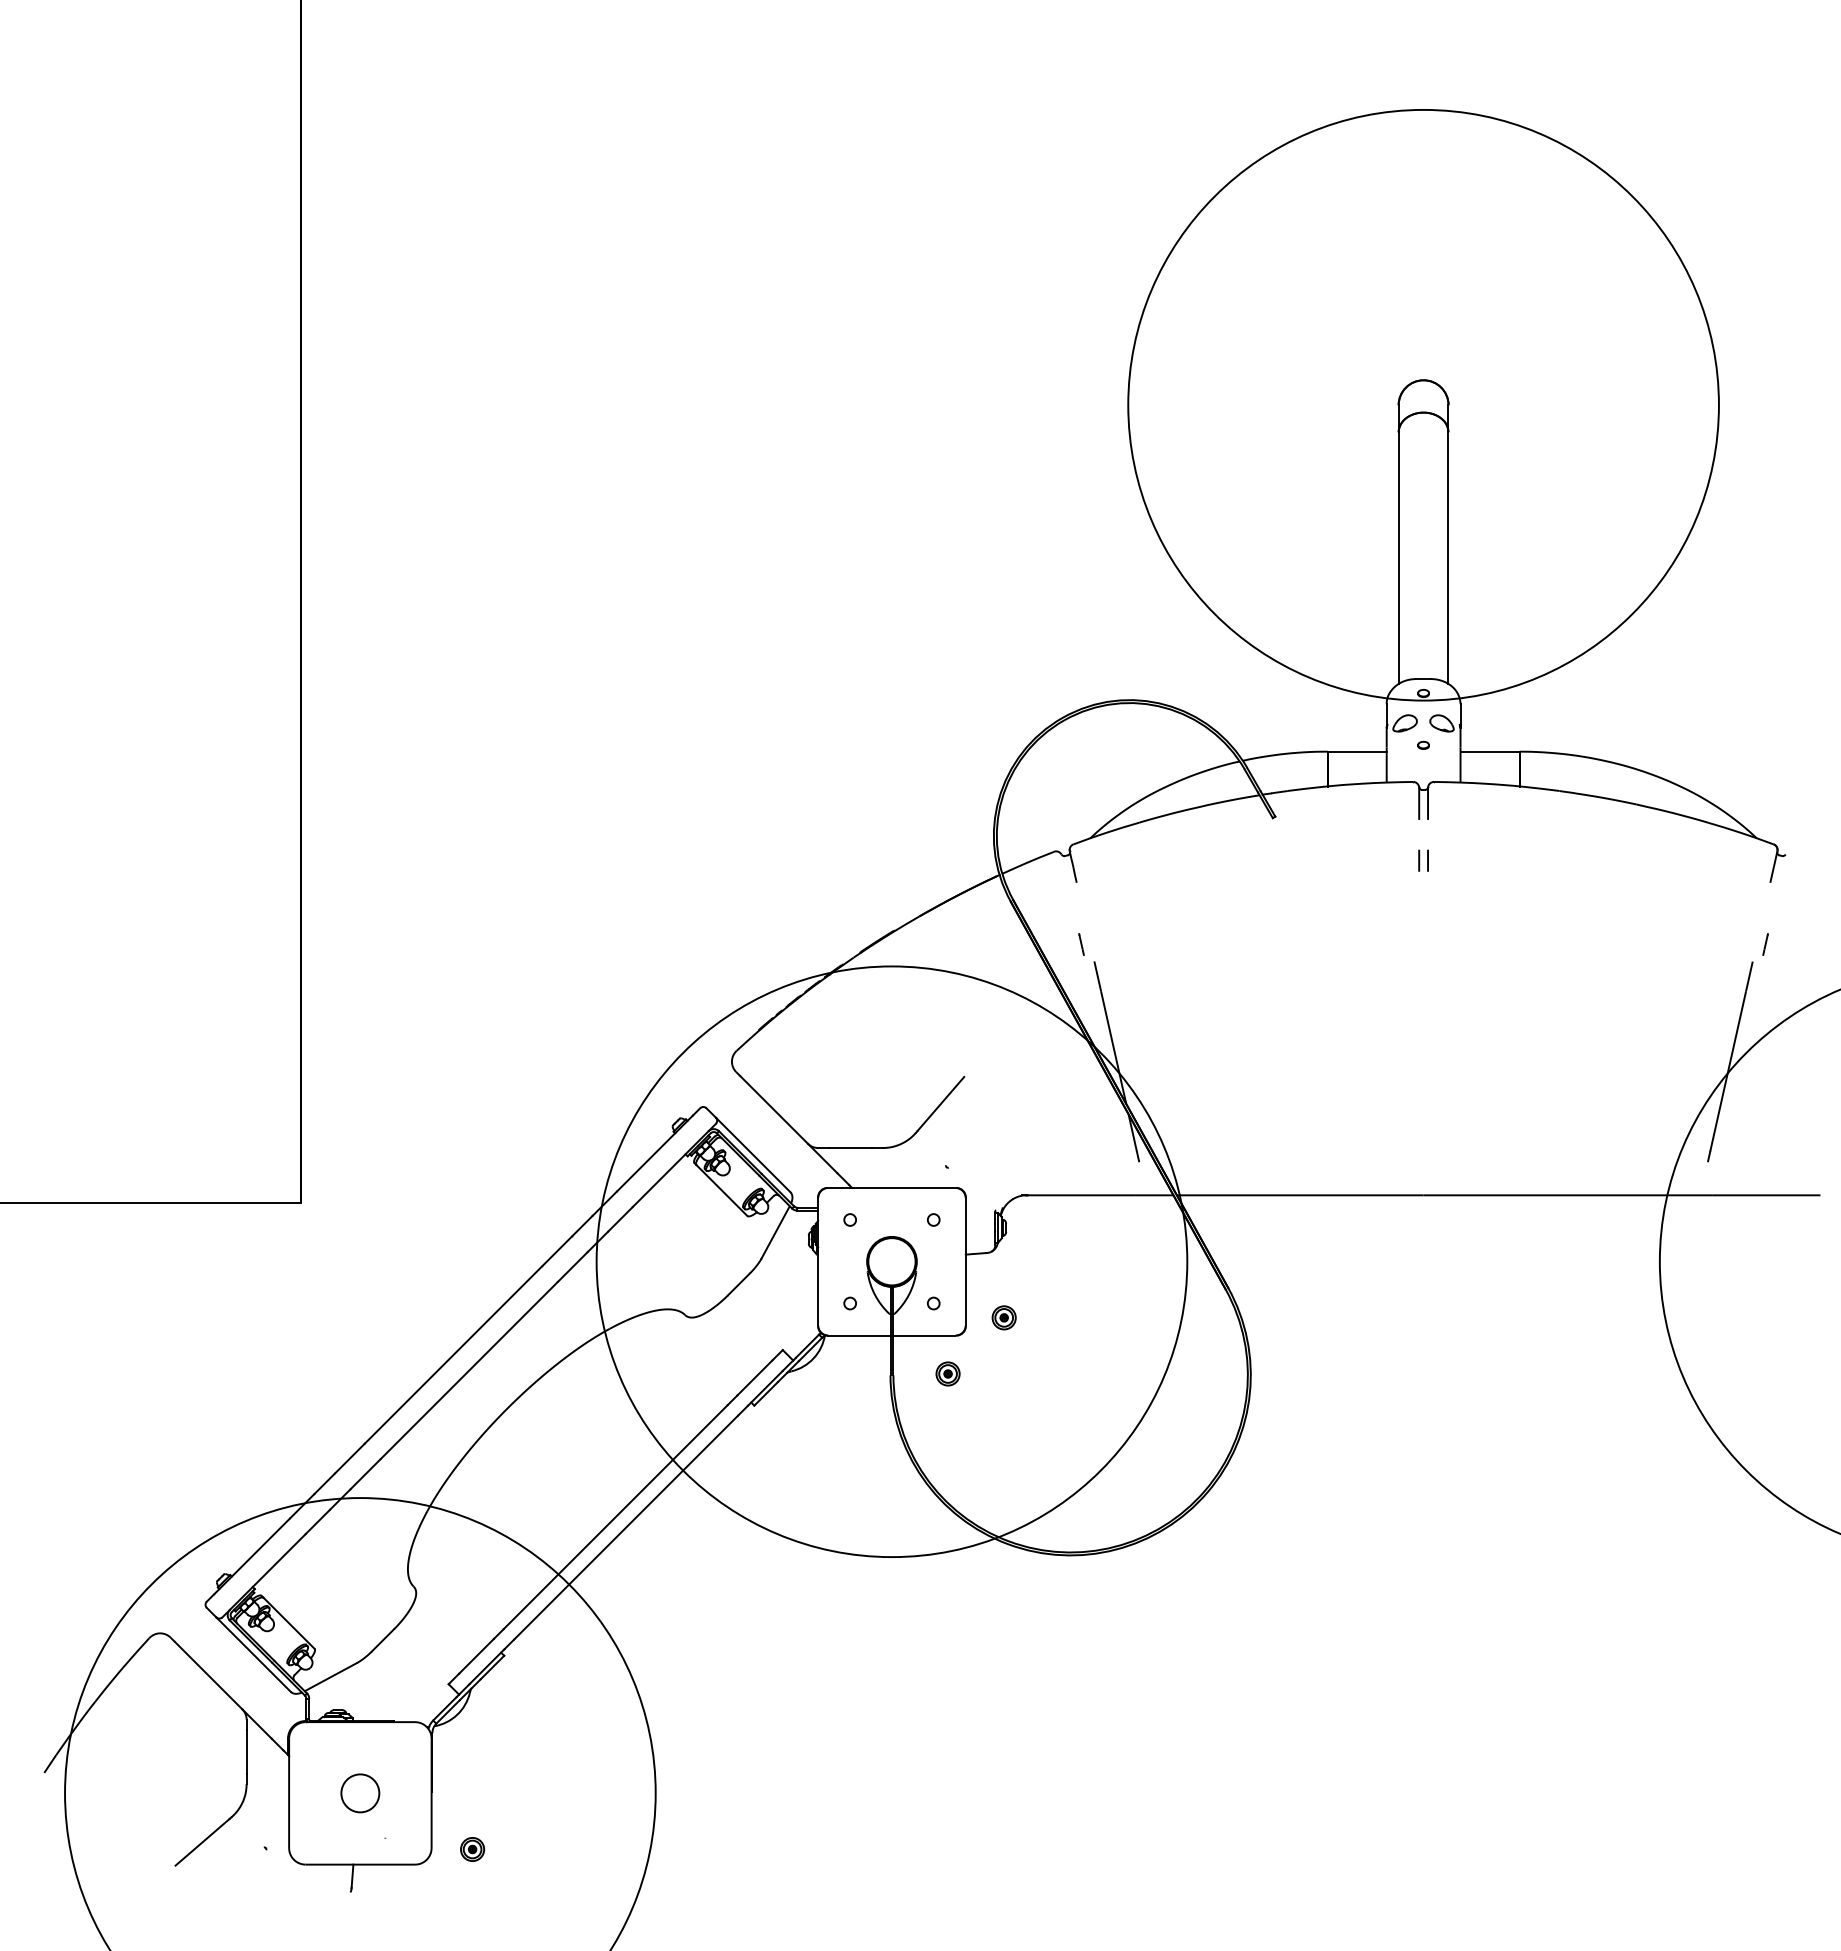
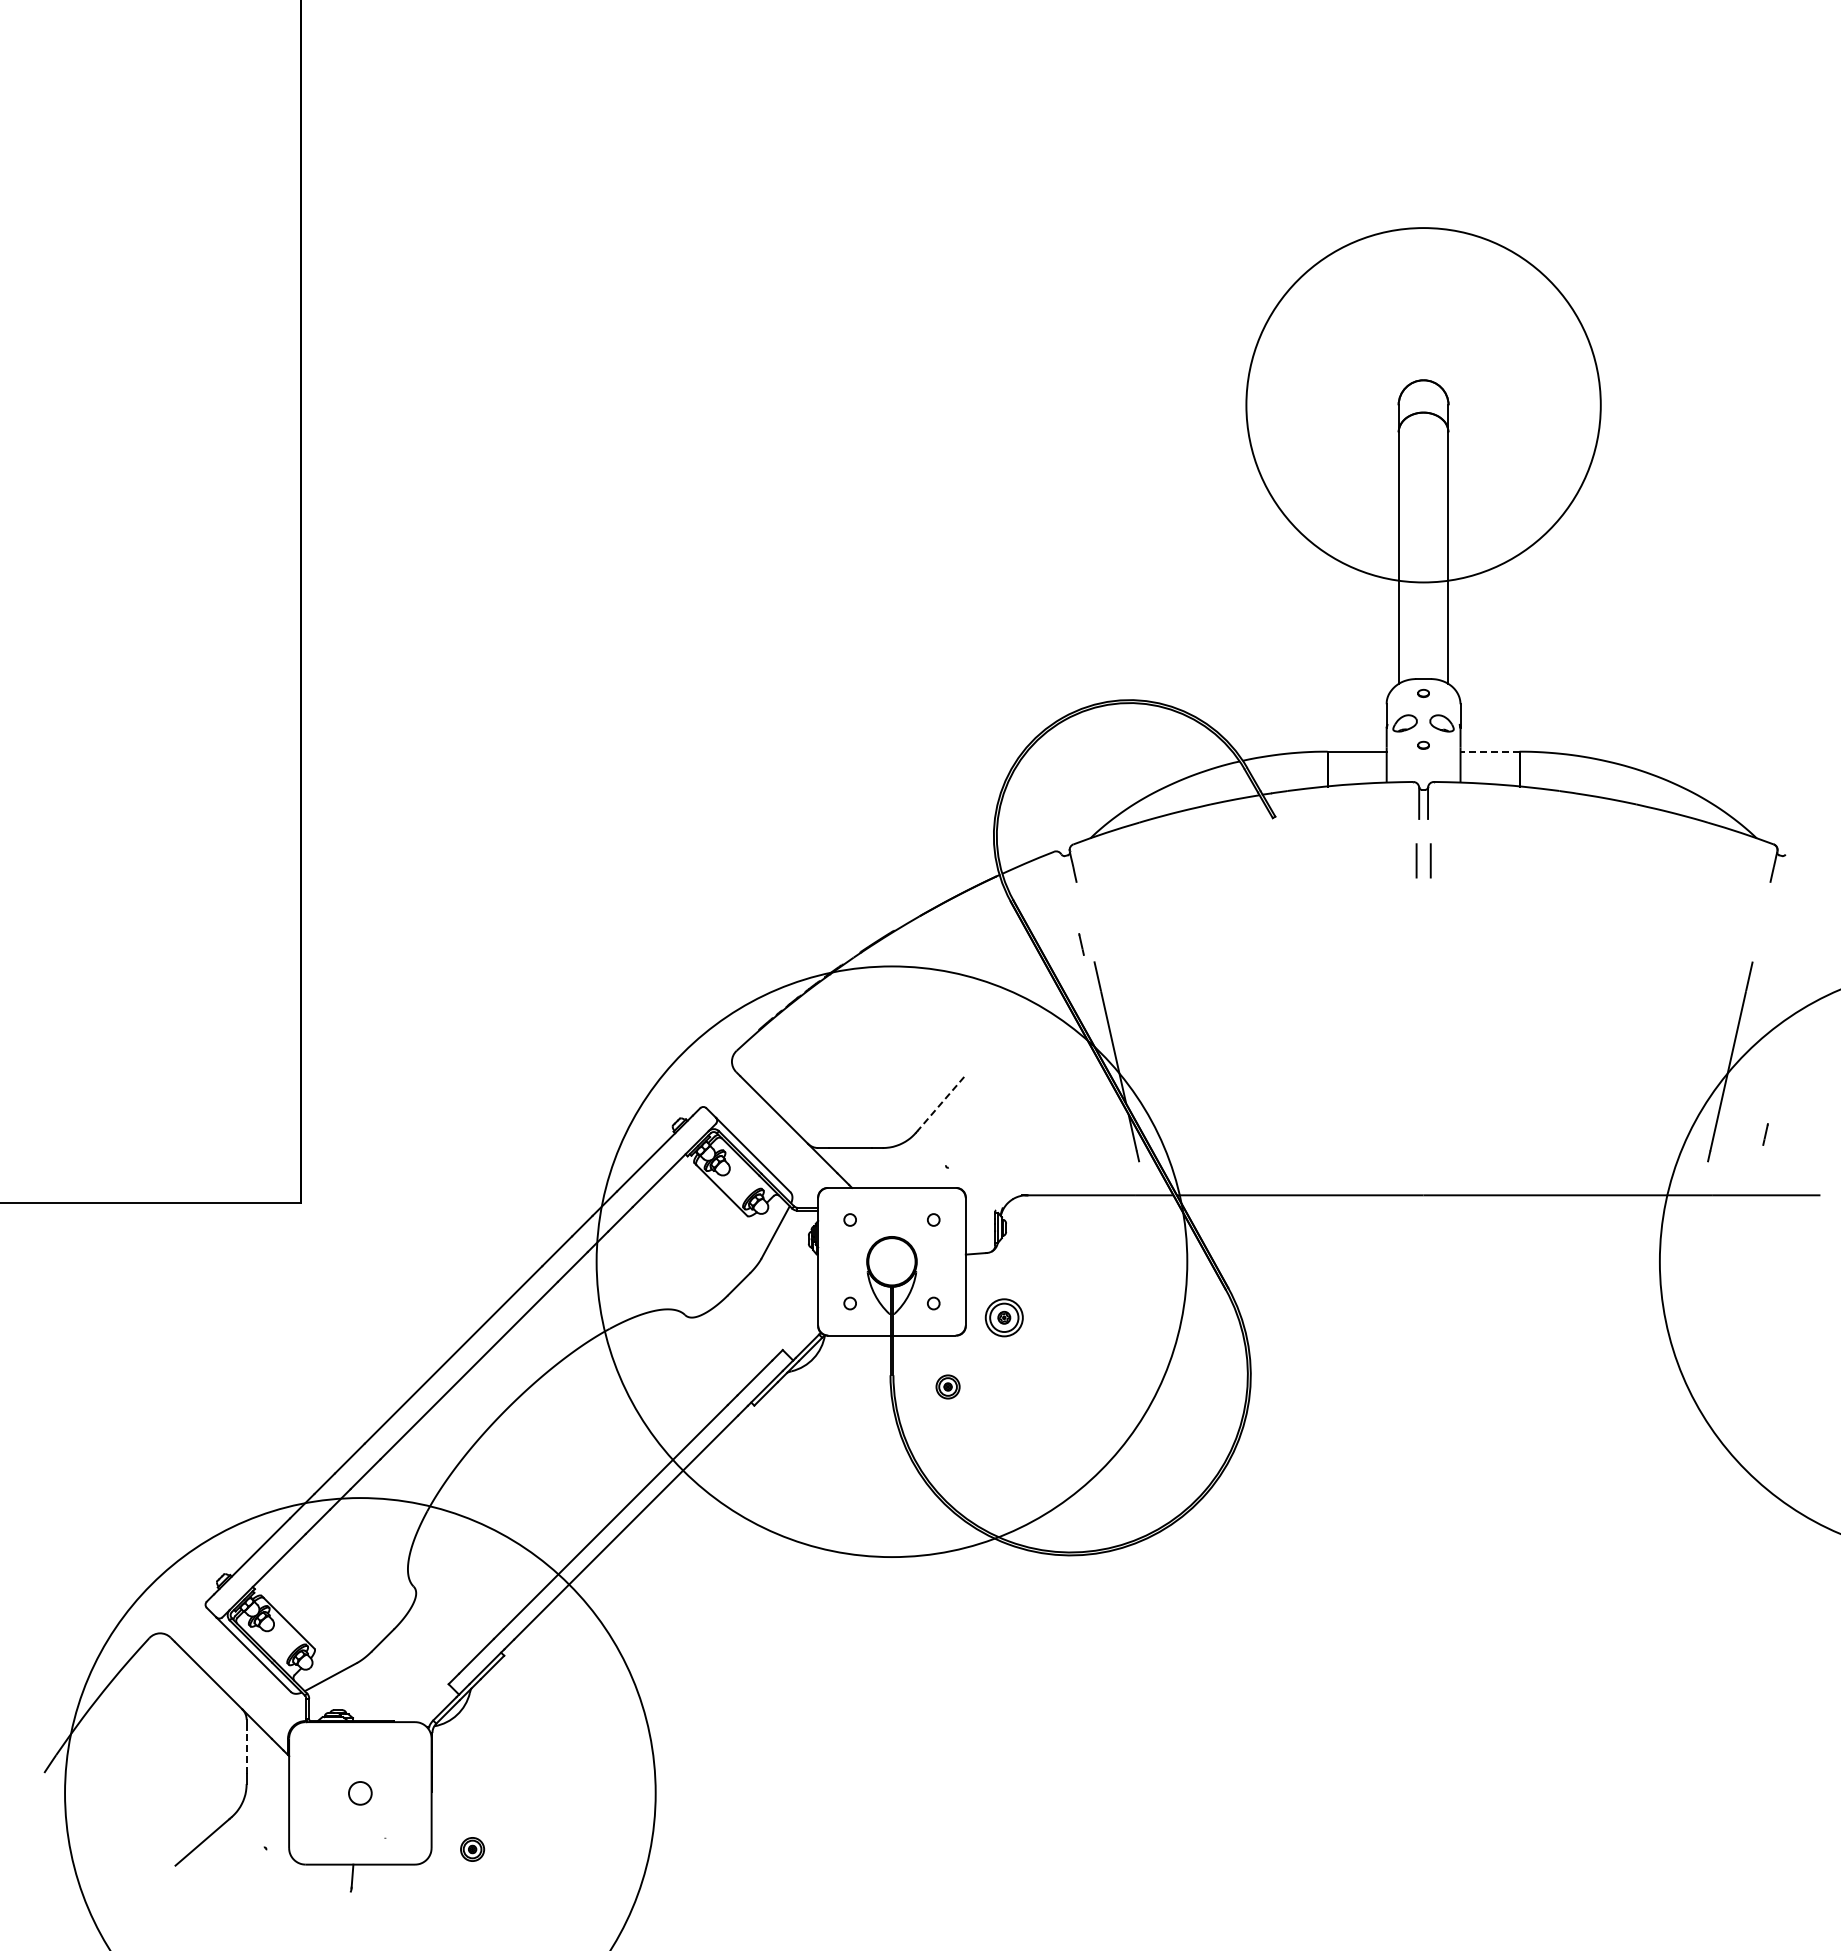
circle diameter: 591 px -> 354 px (1423, 405)
line: solid -> dashed (1490, 751)
part size: 11x23 px -> 17x36 px (1423, 860)
line position: (1765, 944) -> (1765, 1134) (1765, 1134)
line: solid -> dashed (940, 1104)
part size: 26x26 px -> 40x40 px (1003, 1317)
part position: (947, 1373) -> (947, 1386) (947, 1386)
line: solid -> dashed (246, 1751)
circle diameter: 38 px -> 23 px (360, 1793)
